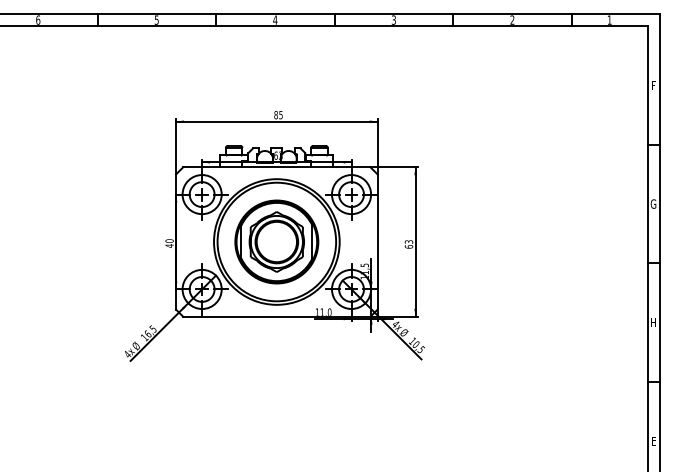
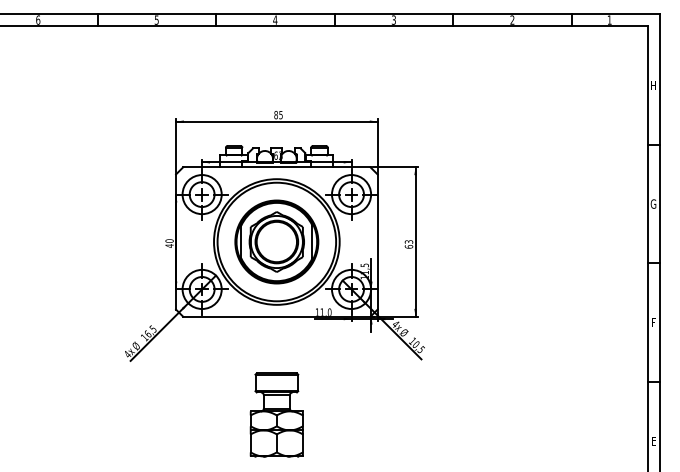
text: F -> H (653, 85)
text: H -> F (653, 322)
part: none -> present (276, 414)
